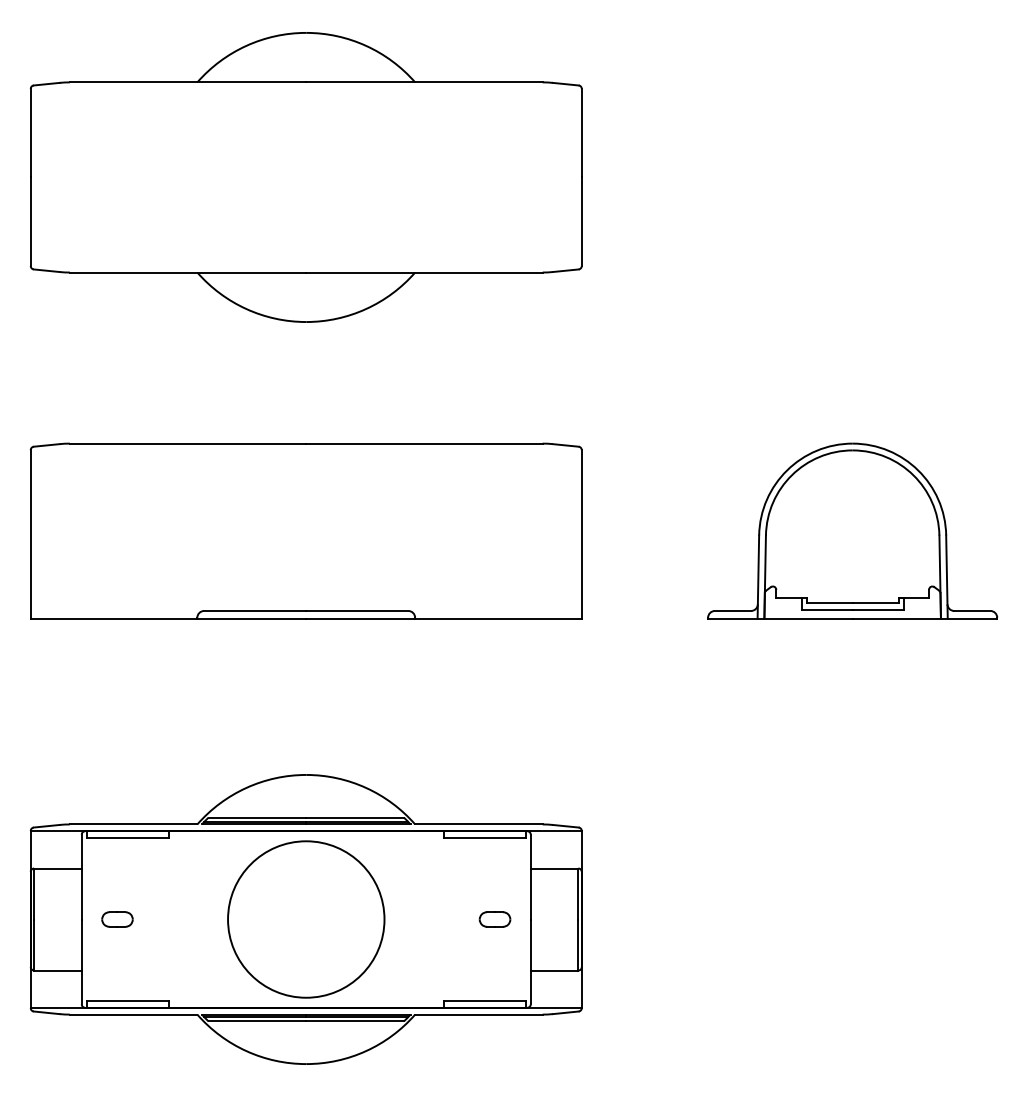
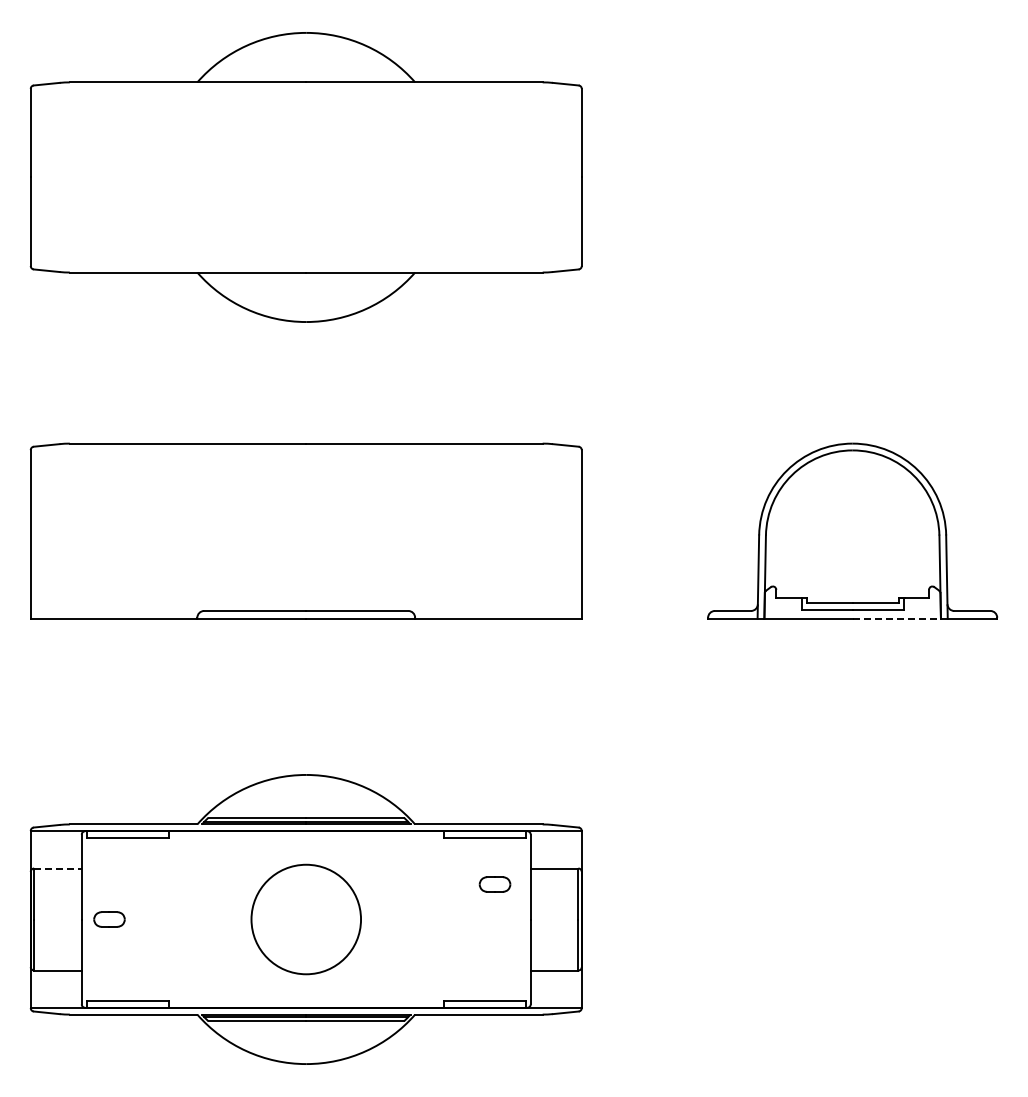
line: solid -> dashed (897, 618)
line: solid -> dashed (57, 868)
part position: (117, 919) -> (109, 919) (109, 919)
circle diameter: 156 px -> 110 px (306, 919)
part position: (494, 919) -> (494, 884) (494, 884)
